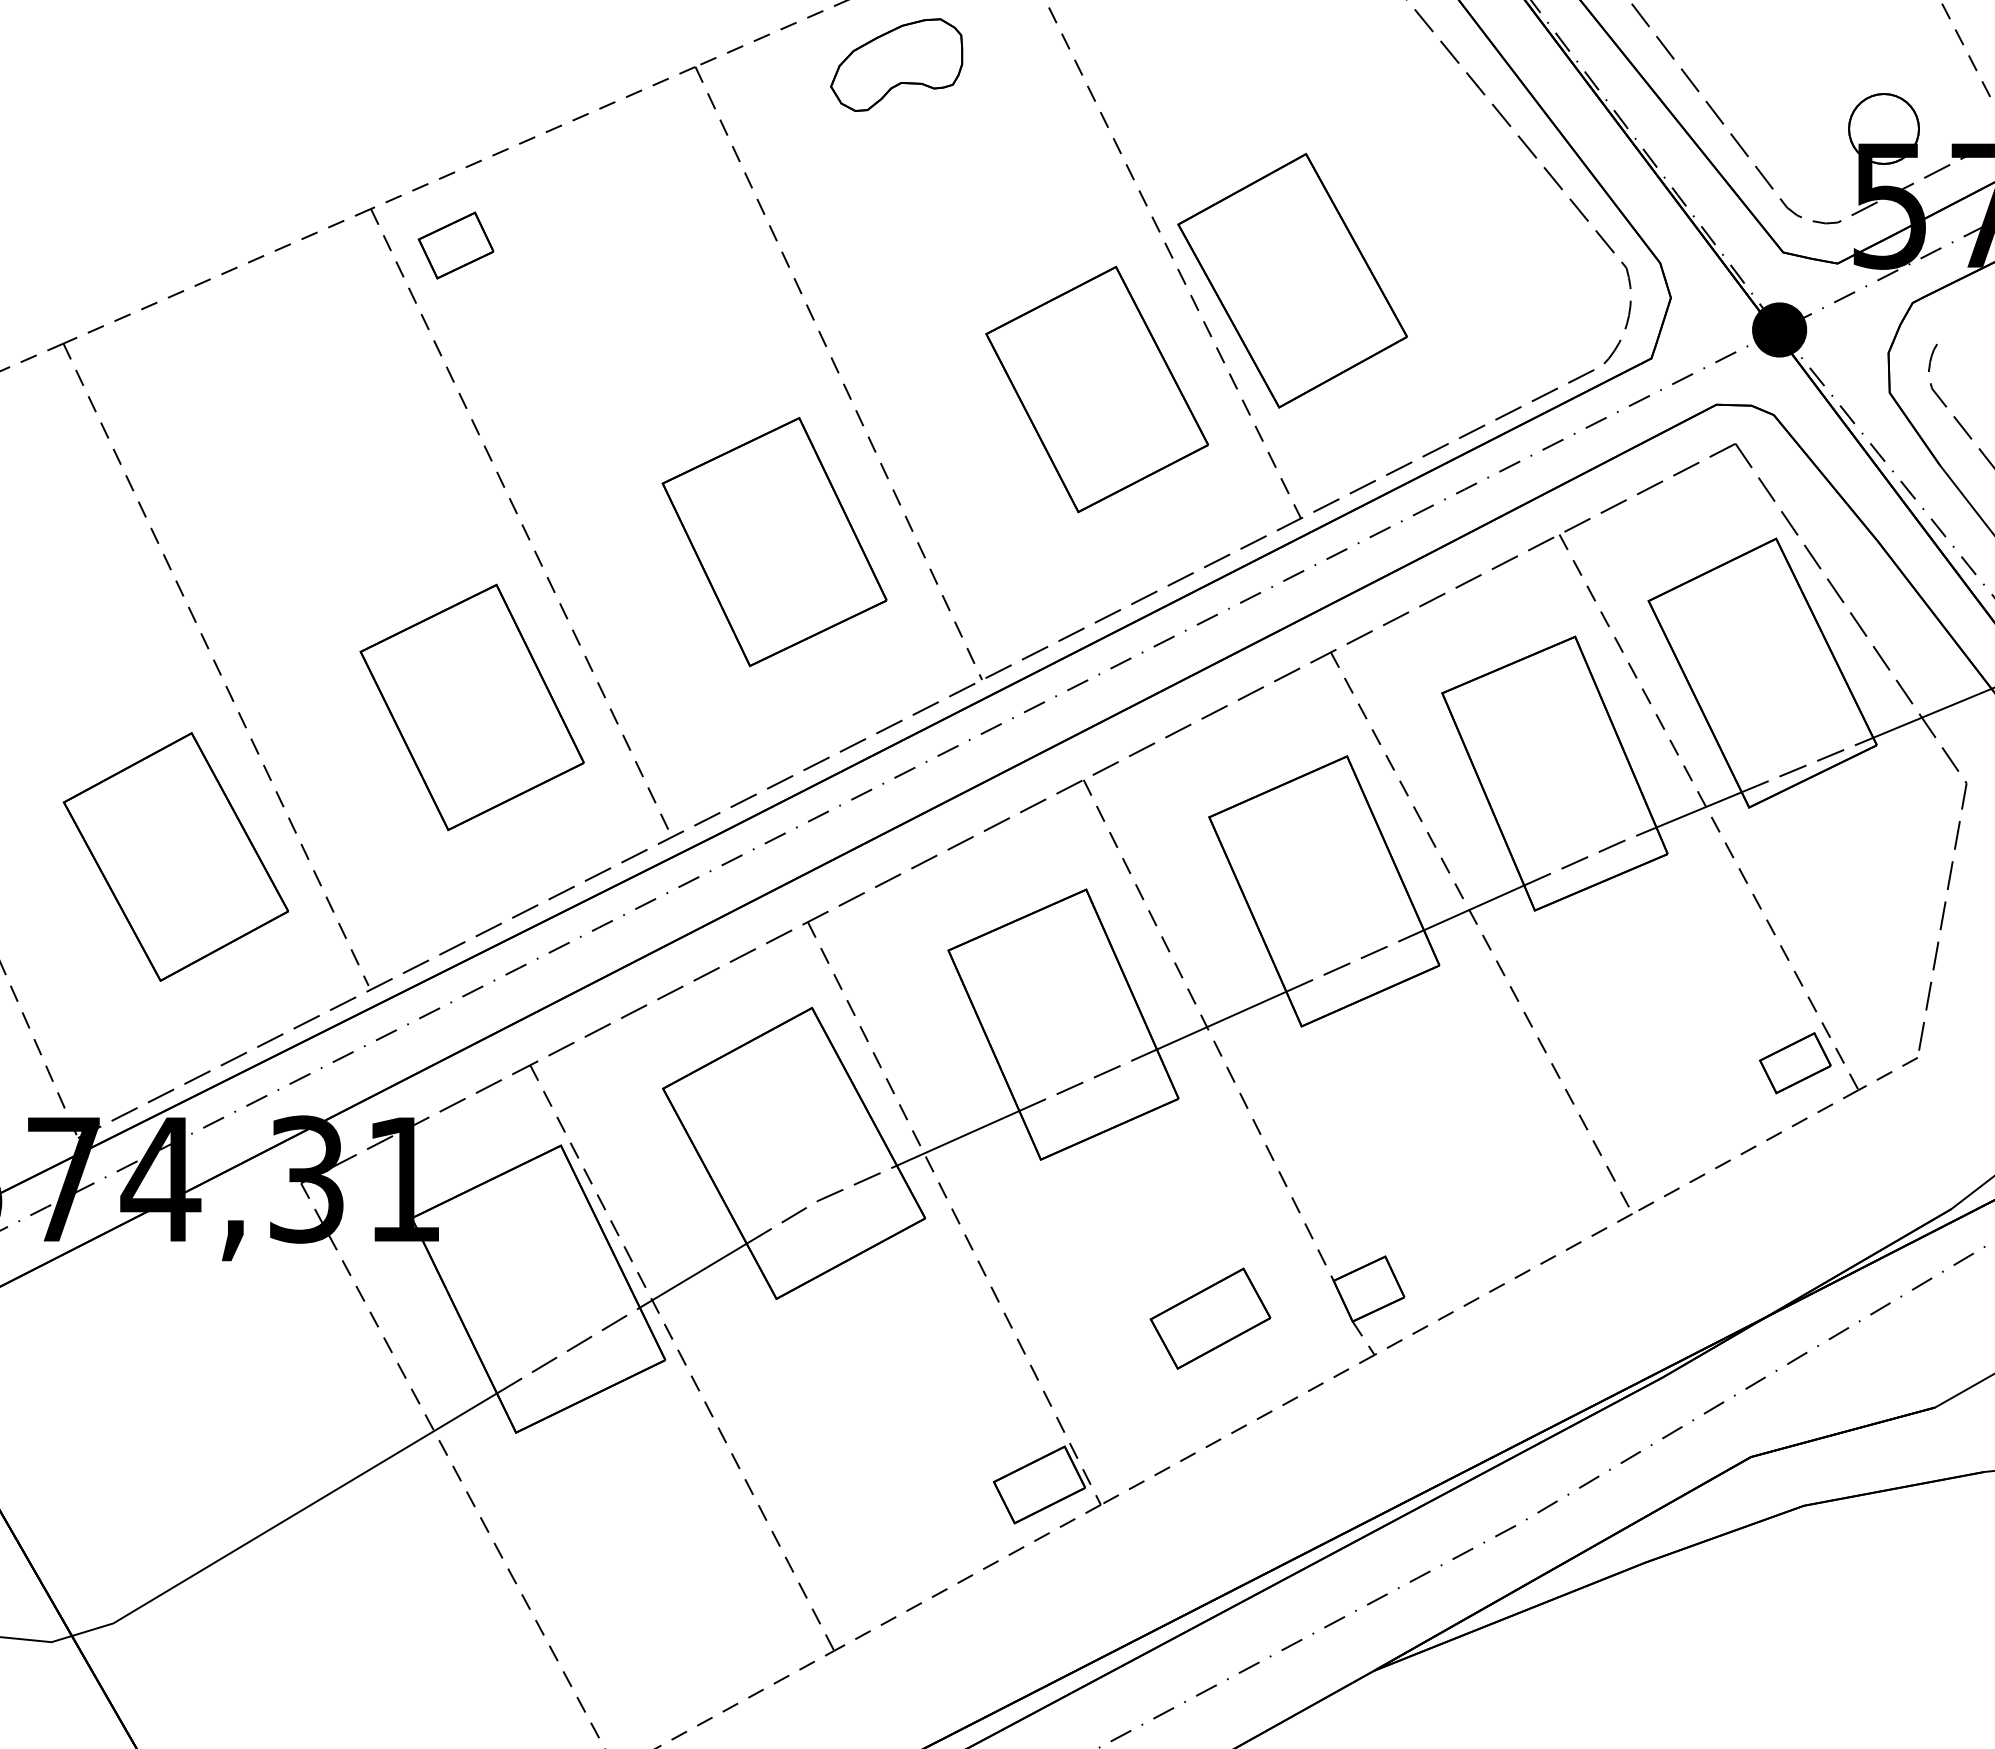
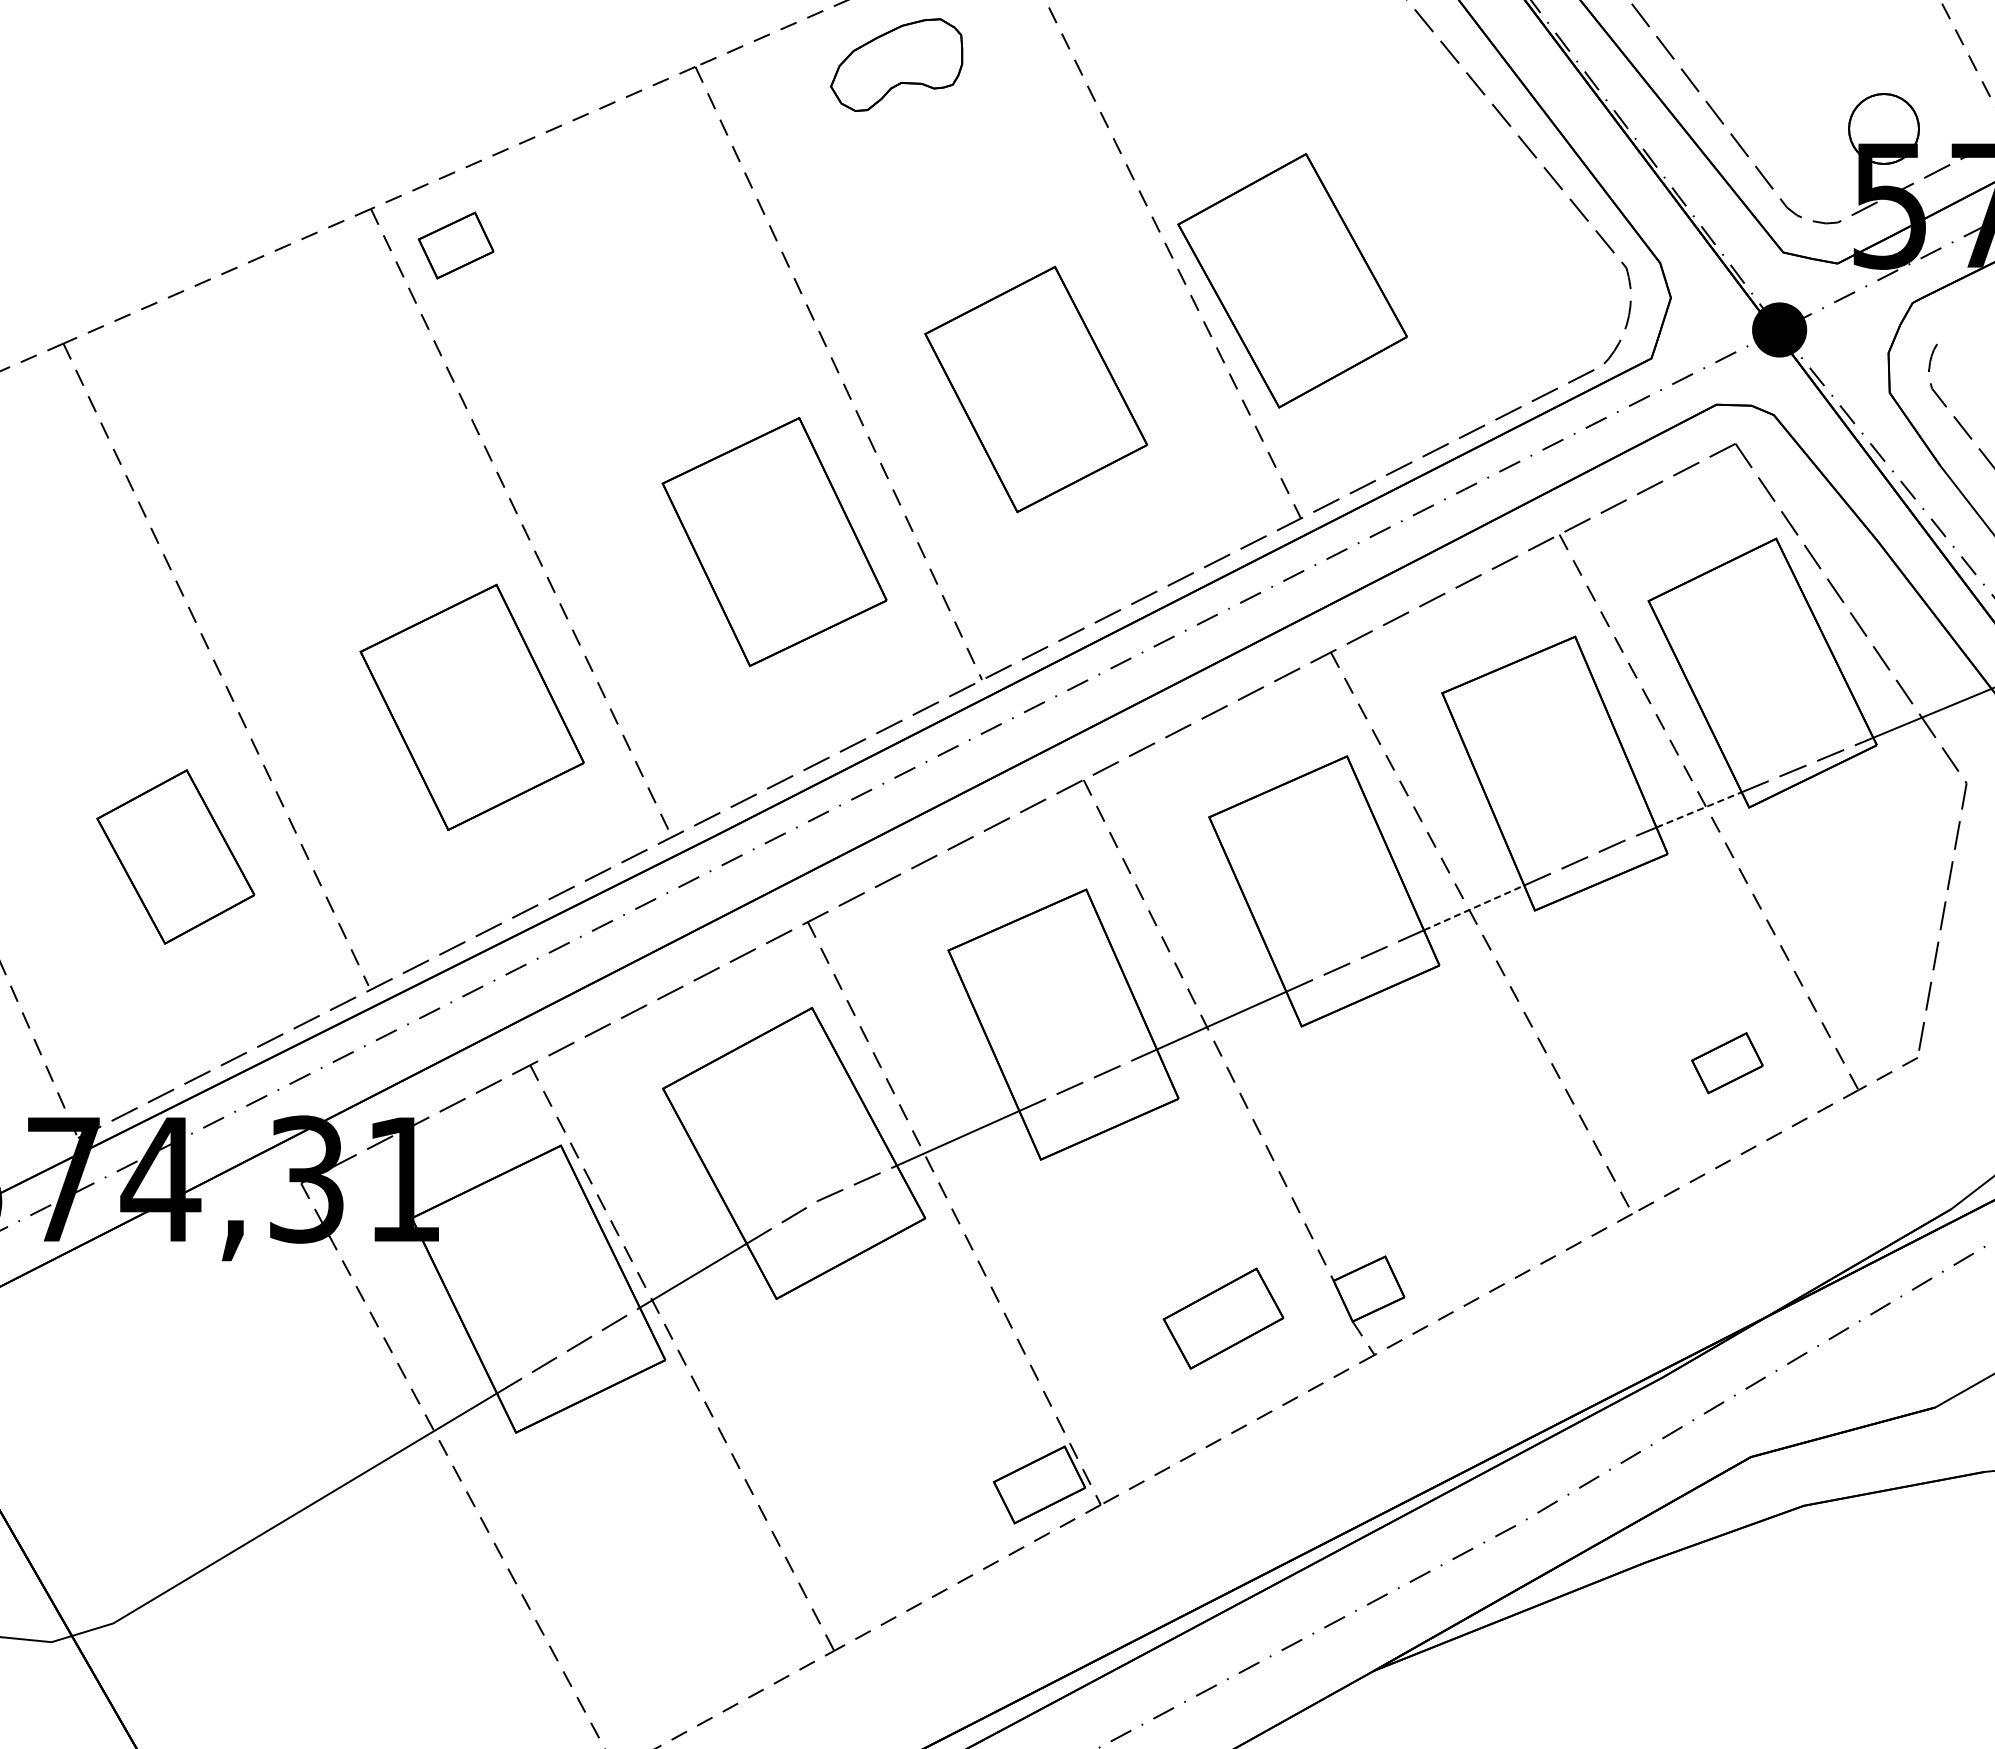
part position: (1096, 389) -> (1035, 389) (1035, 389)
line: solid -> dashed (1699, 809)
part size: 227x250 px -> 160x176 px (175, 856)
line: solid -> dashed (1474, 907)
part position: (1795, 1063) -> (1727, 1063) (1727, 1063)
part position: (1210, 1318) -> (1223, 1318) (1223, 1318)
